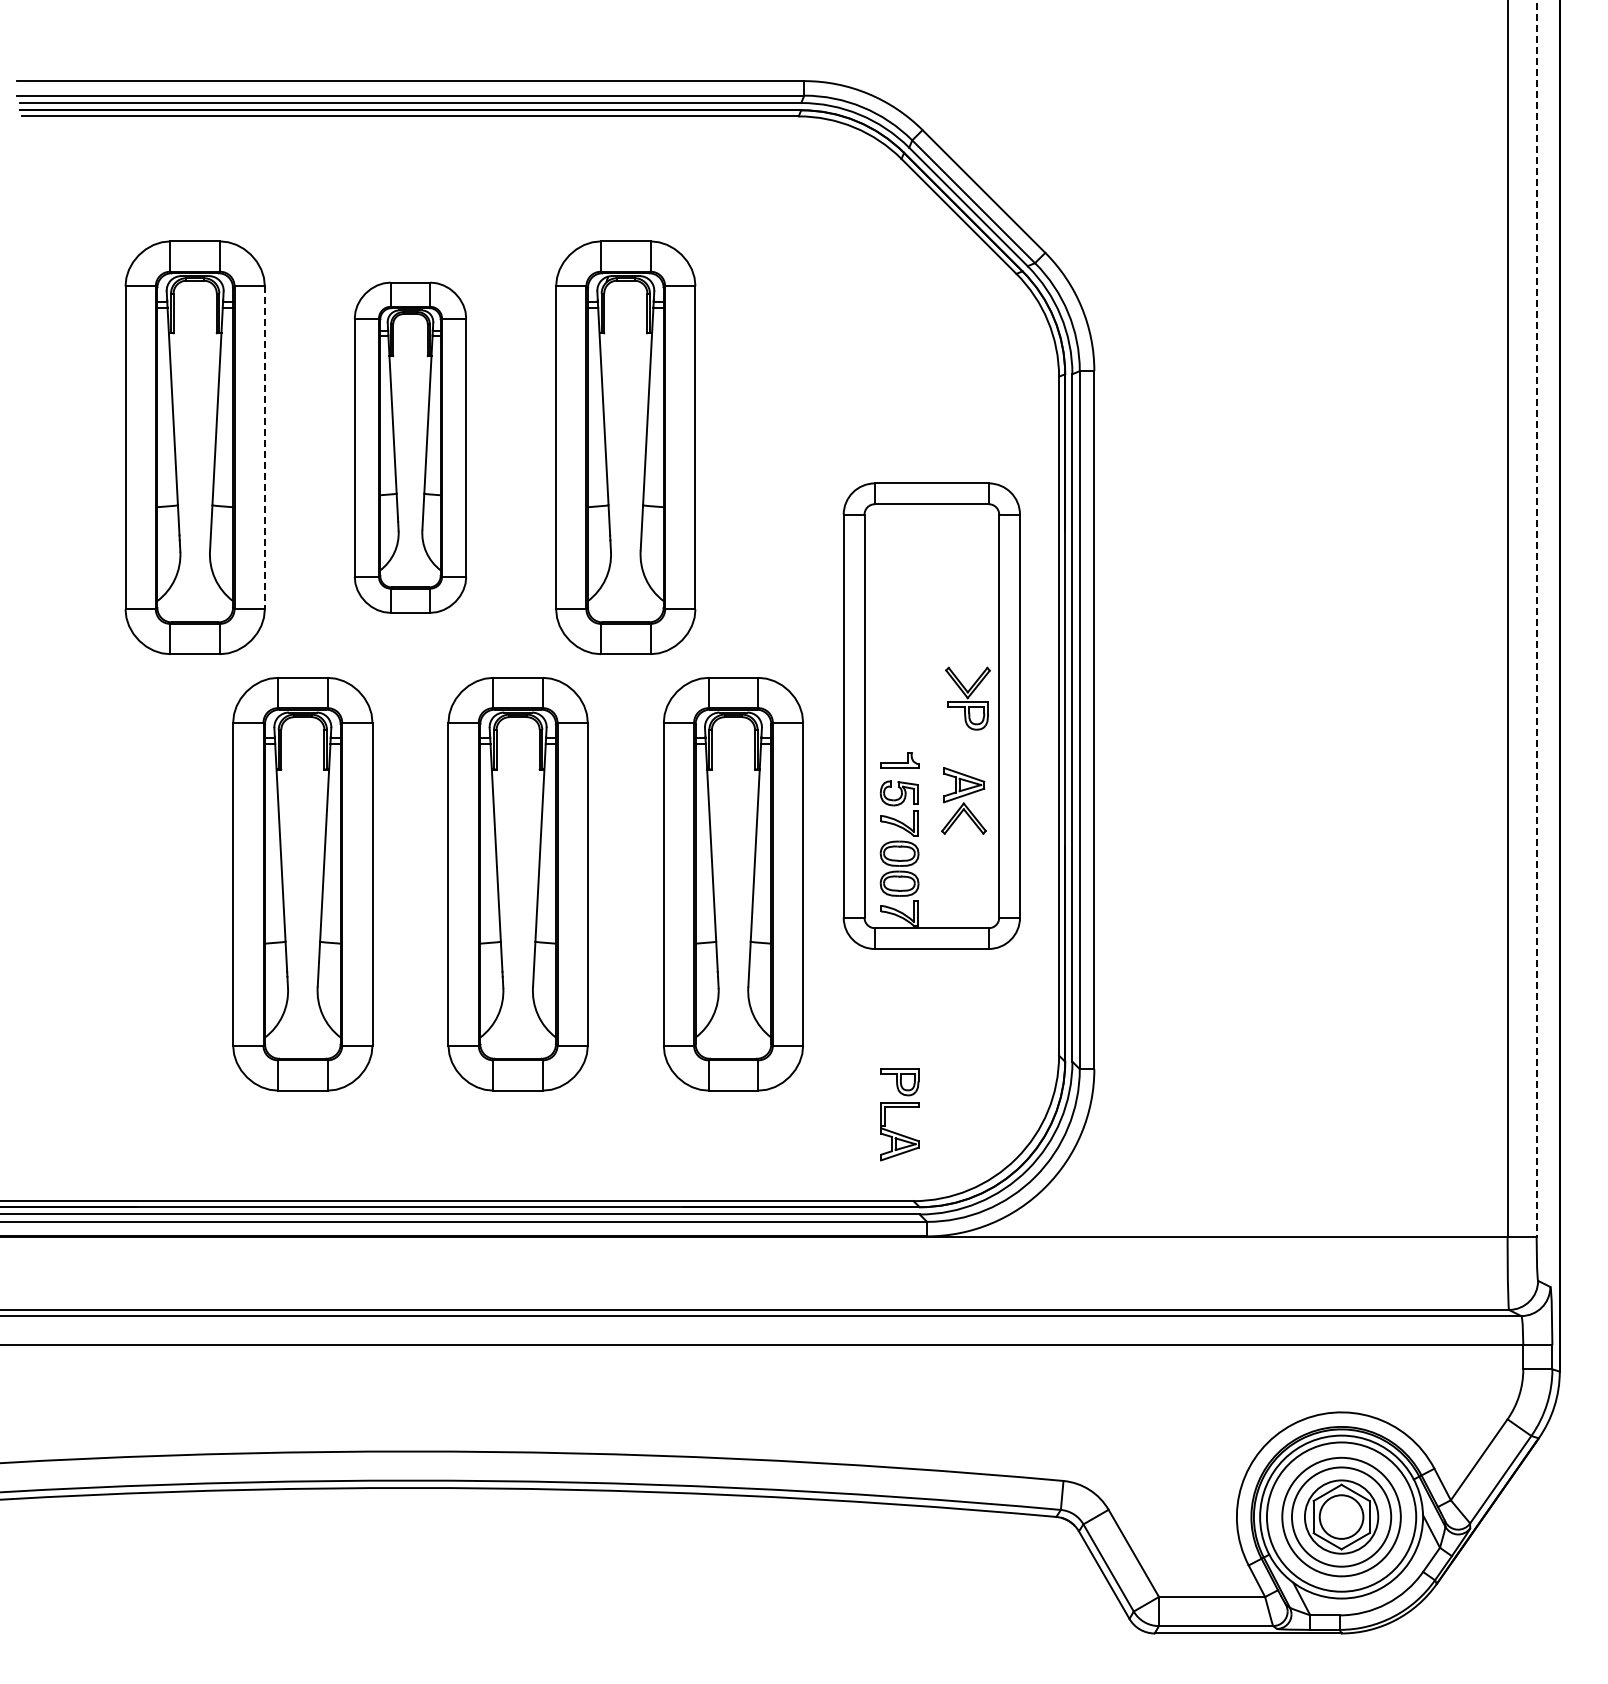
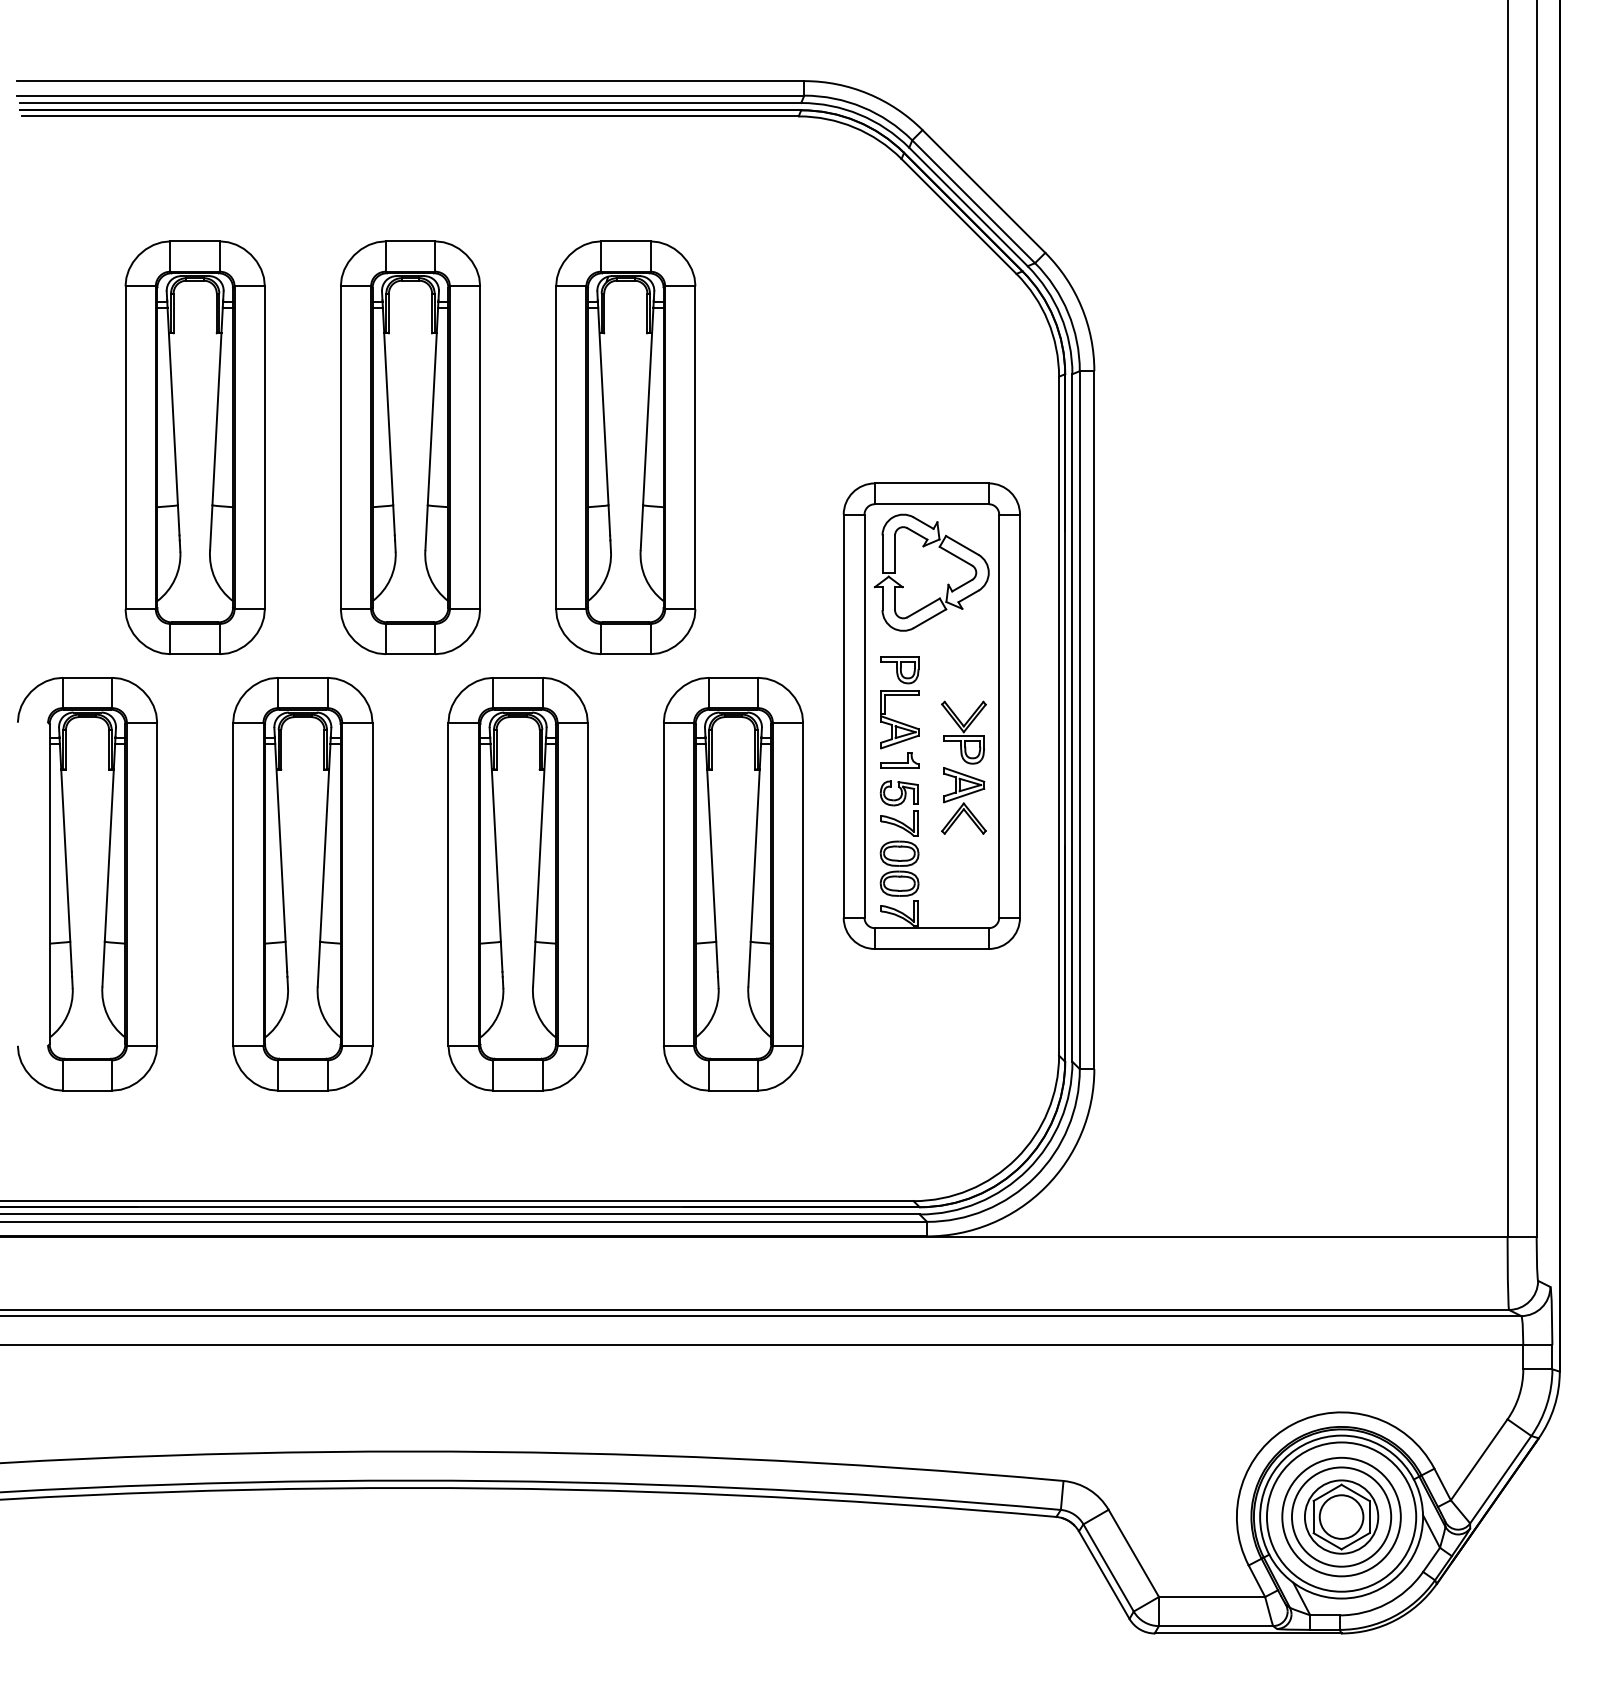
line: dashed -> solid (264, 447)
part size: 115x333 px -> 141x415 px (410, 447)
part: none -> present (947, 584)
line: dashed -> solid (1536, 619)
part position: (967, 698) -> (963, 732) (963, 732)
part: none -> present (87, 884)
part position: (899, 1107) -> (899, 695) (899, 695)
